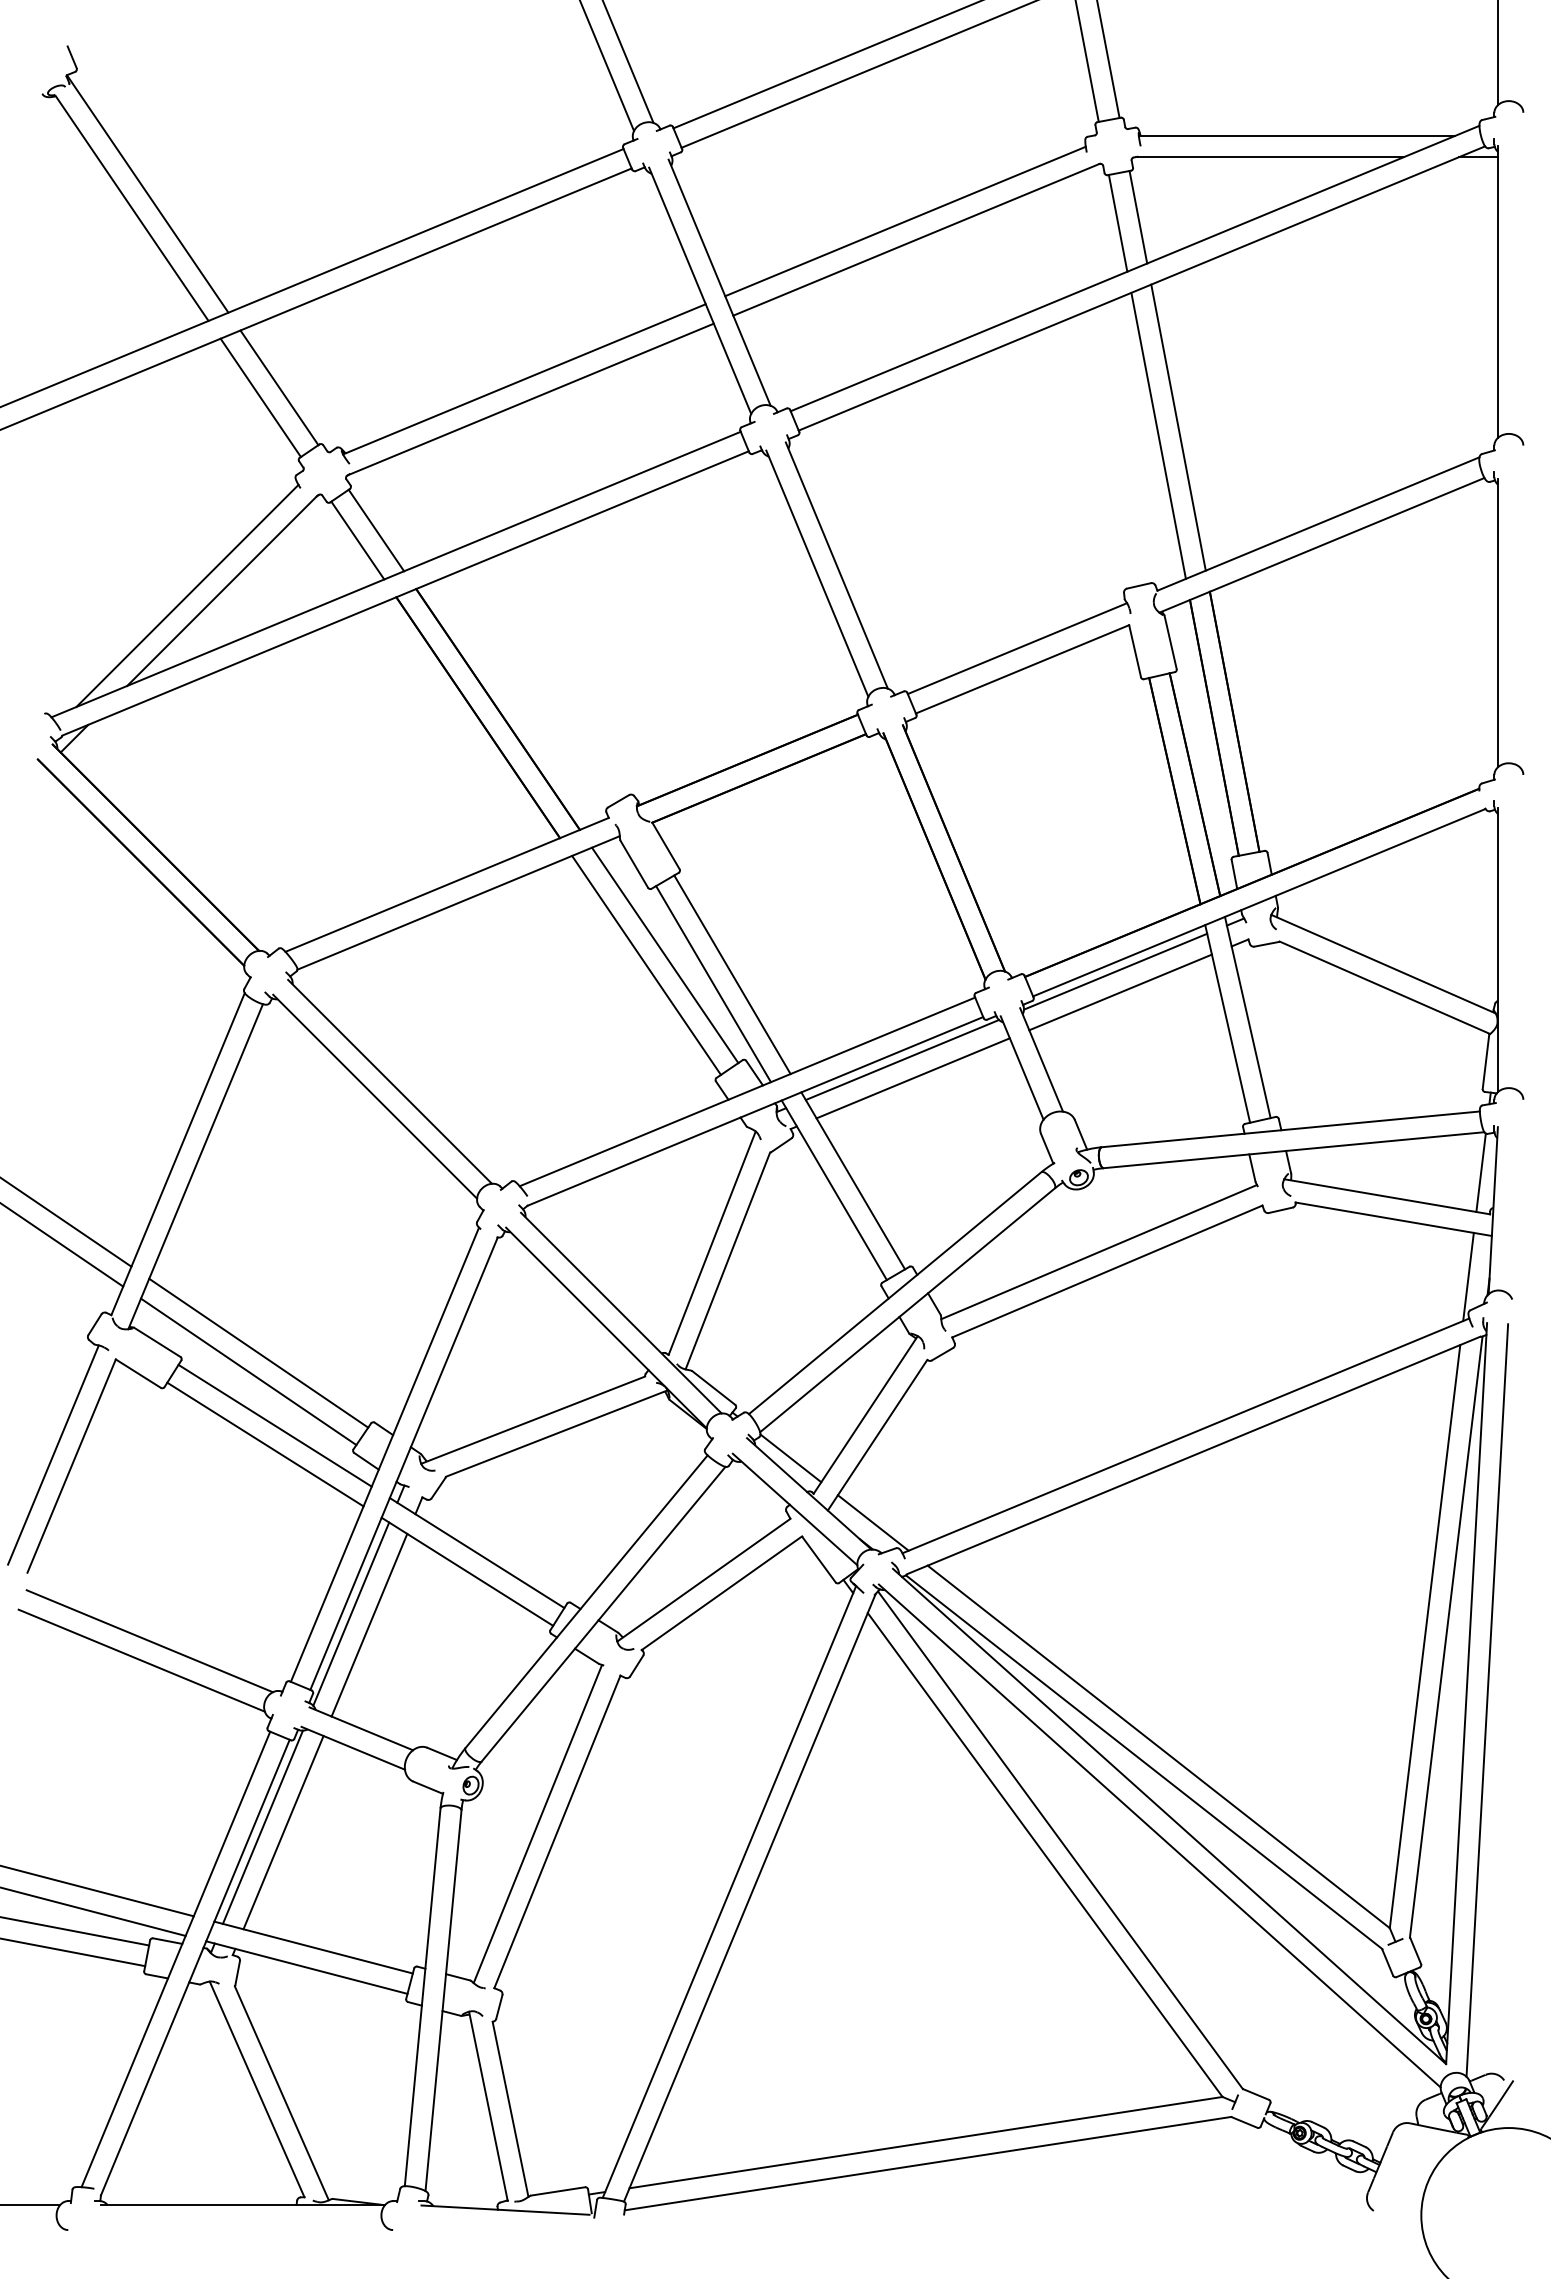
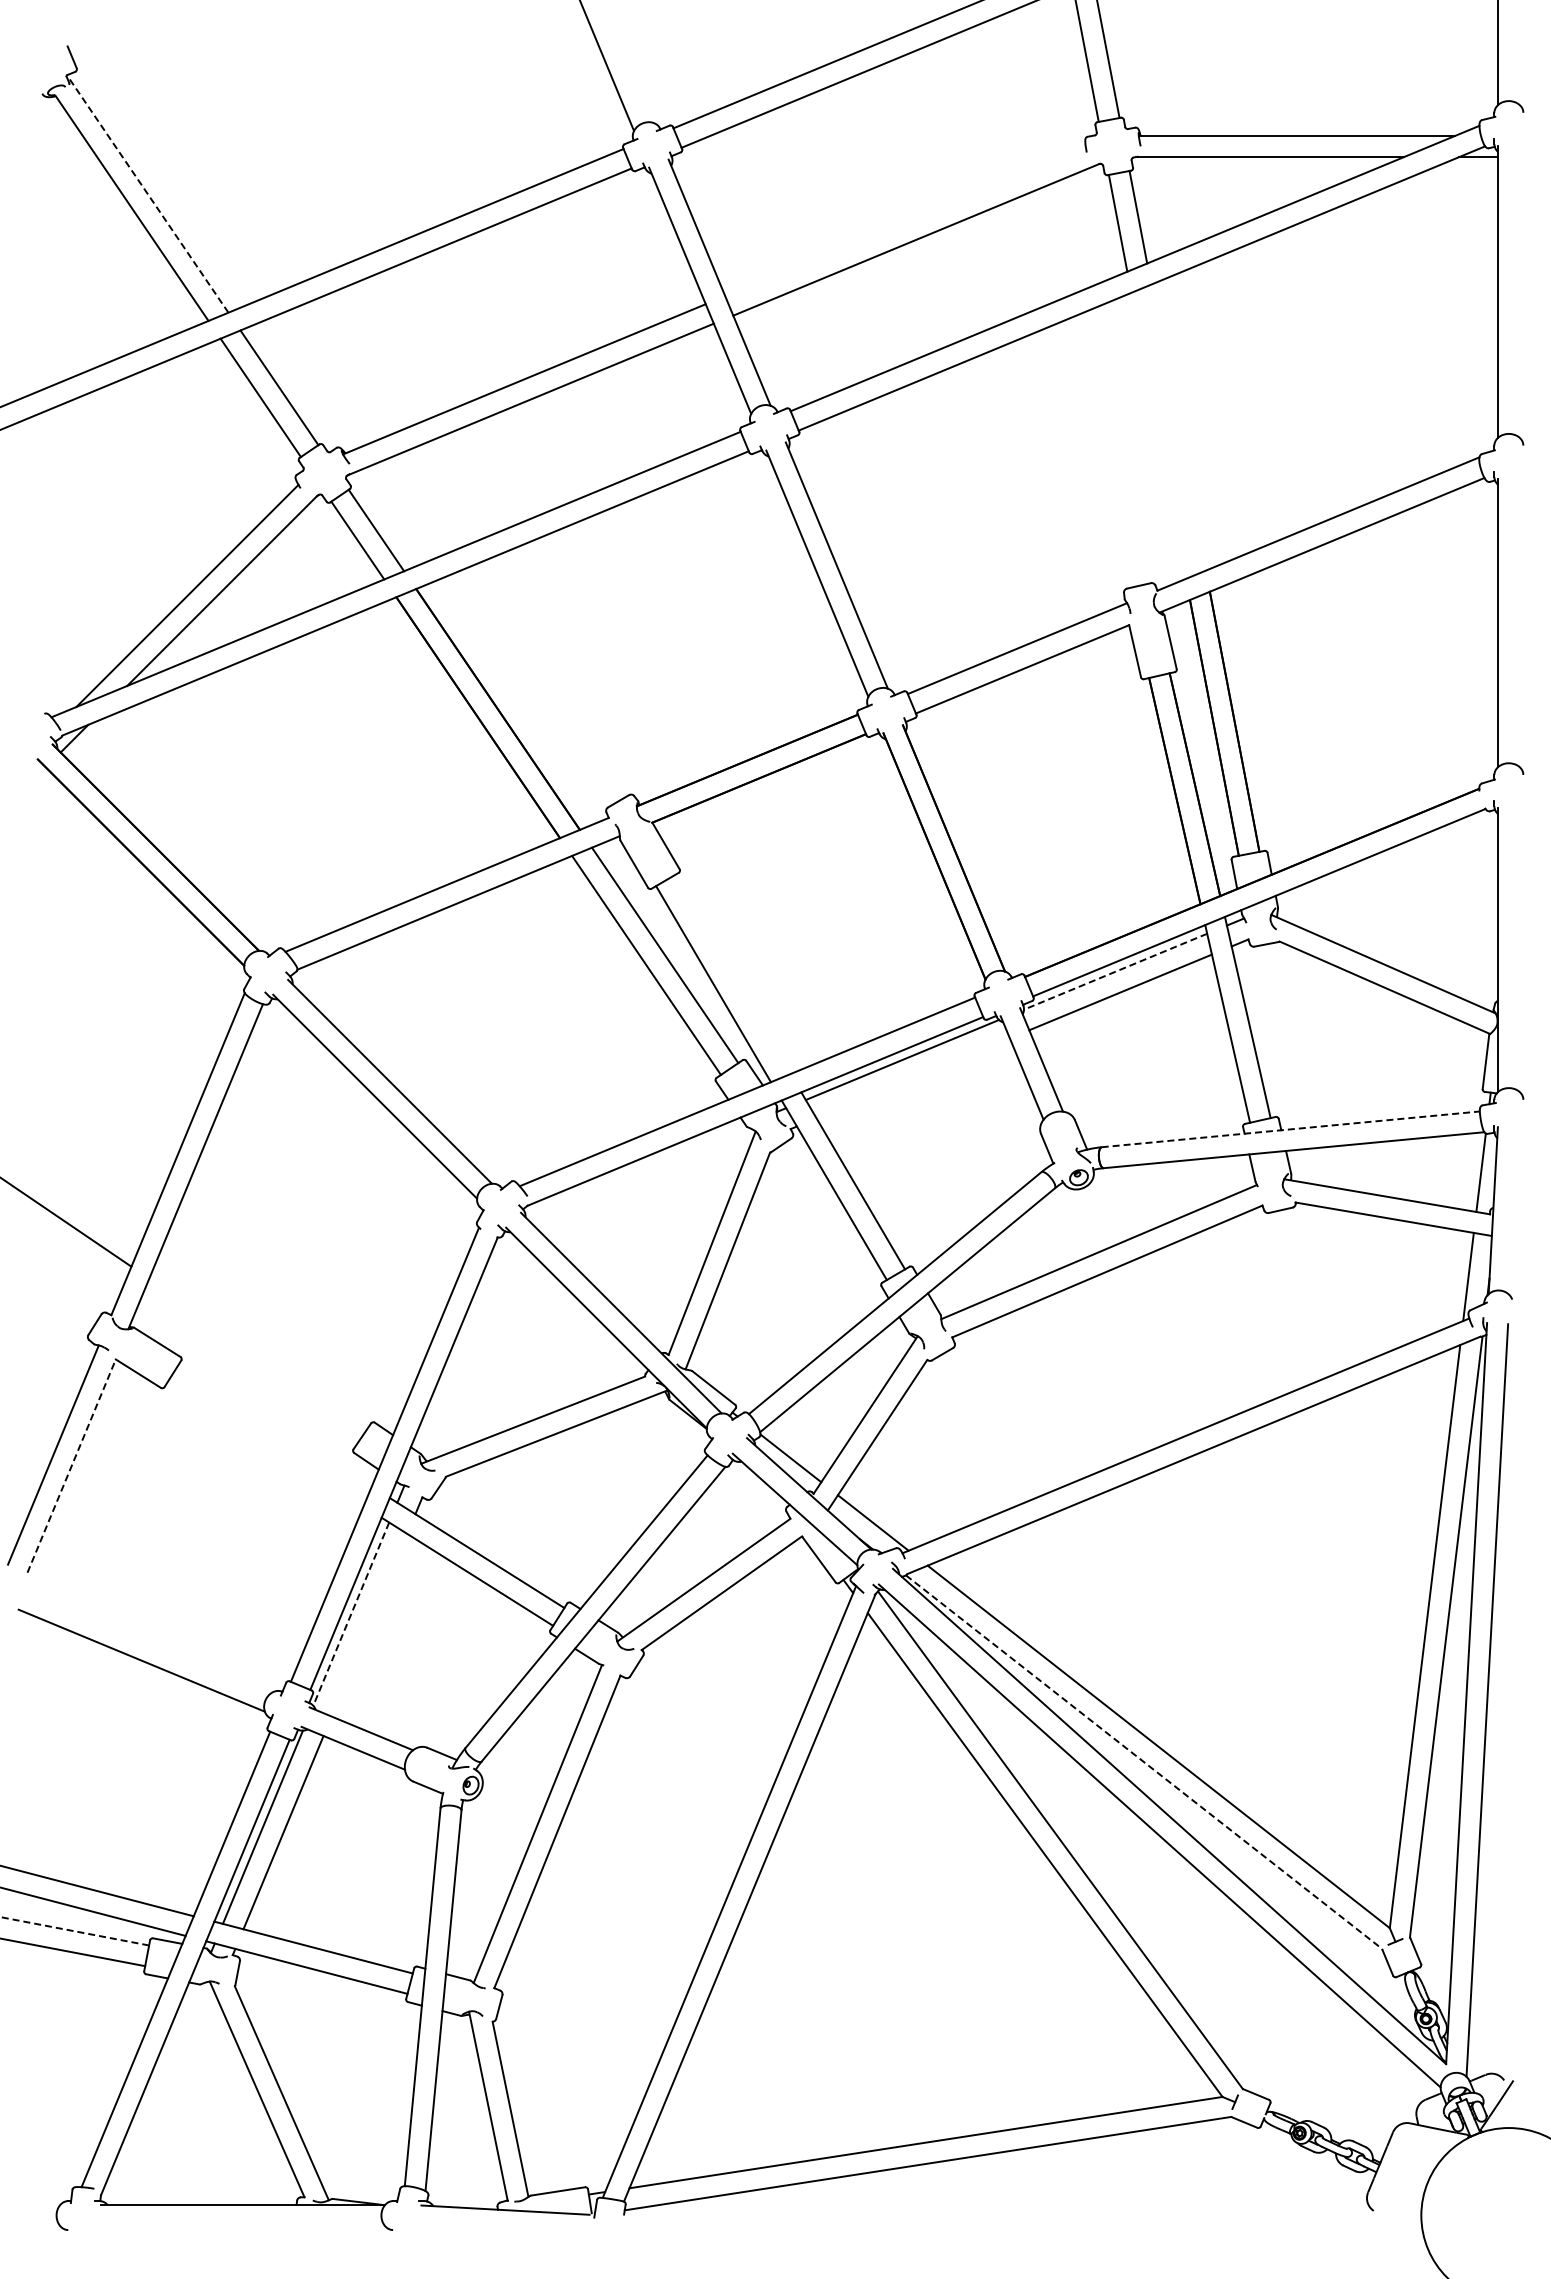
line: present -> none (628, 62)
line: solid -> dashed (147, 193)
line: present -> none (905, 221)
line: present -> none (1178, 427)
line: present -> none (1158, 435)
line: solid -> dashed (1115, 971)
line: present -> none (732, 974)
line: present -> none (912, 1078)
line: solid -> dashed (1290, 1129)
line: present -> none (62, 1245)
line: present -> none (258, 1352)
line: present -> none (248, 1371)
line: present -> none (274, 1425)
line: present -> none (265, 1444)
line: solid -> dashed (71, 1465)
line: solid -> dashed (351, 1614)
line: present -> none (369, 1624)
line: present -> none (149, 1641)
line: solid -> dashed (1144, 1762)
line: solid -> dashed (74, 1931)
line: present -> none (31, 2205)
